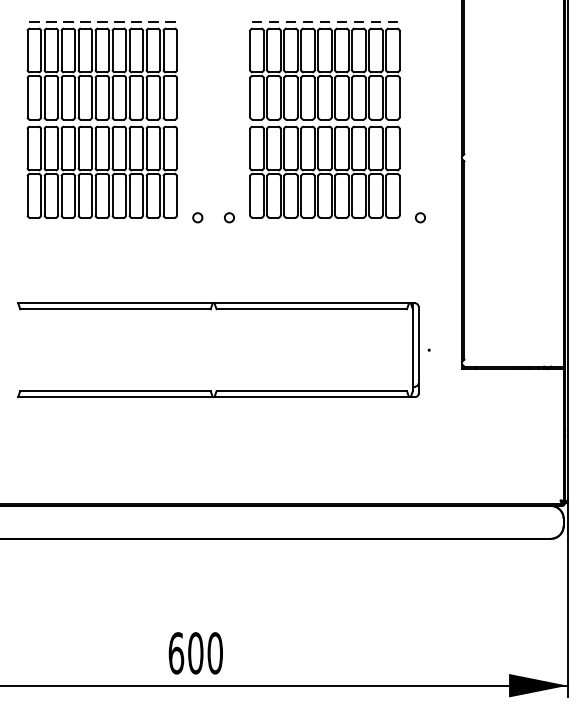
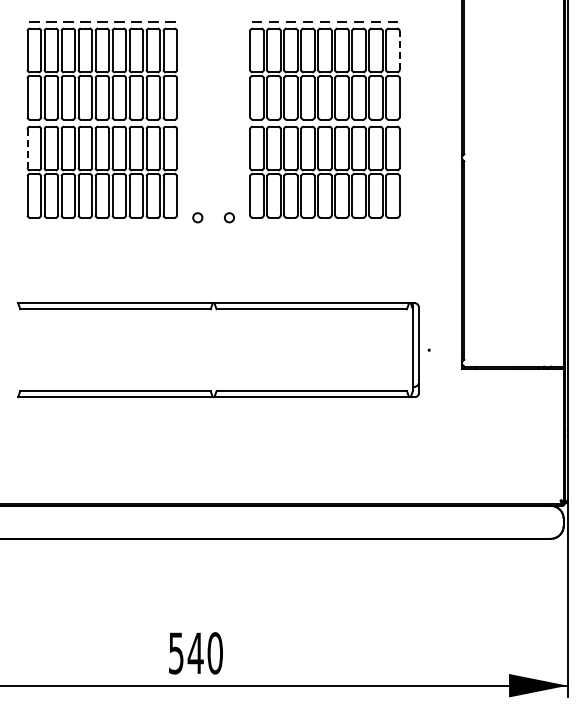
line: solid -> dashed (399, 50)
line: solid -> dashed (27, 148)
circle: present -> none (420, 217)
text: 600 -> 540 (185, 653)
